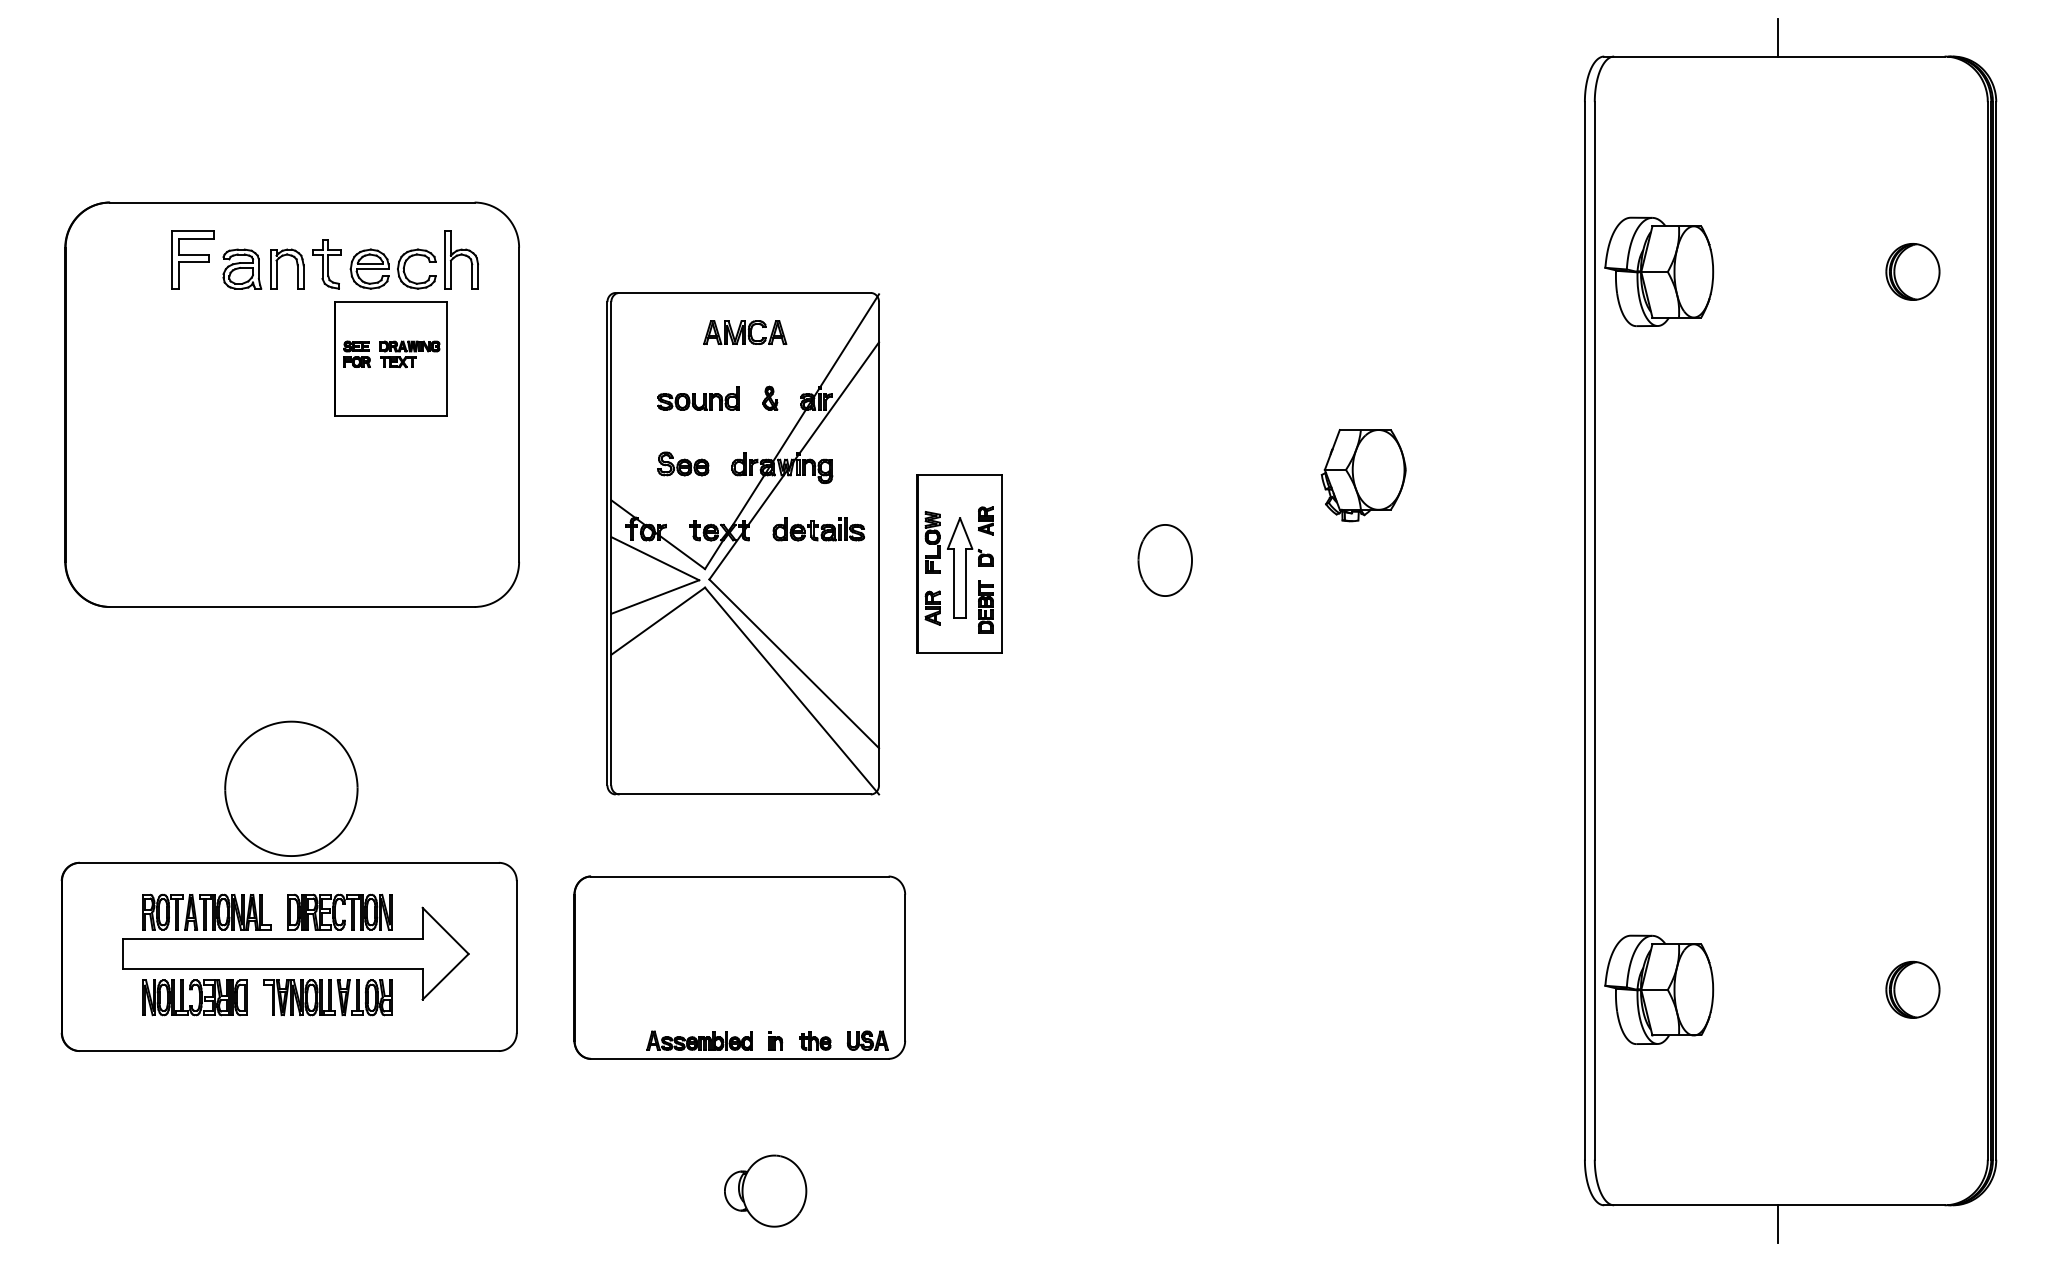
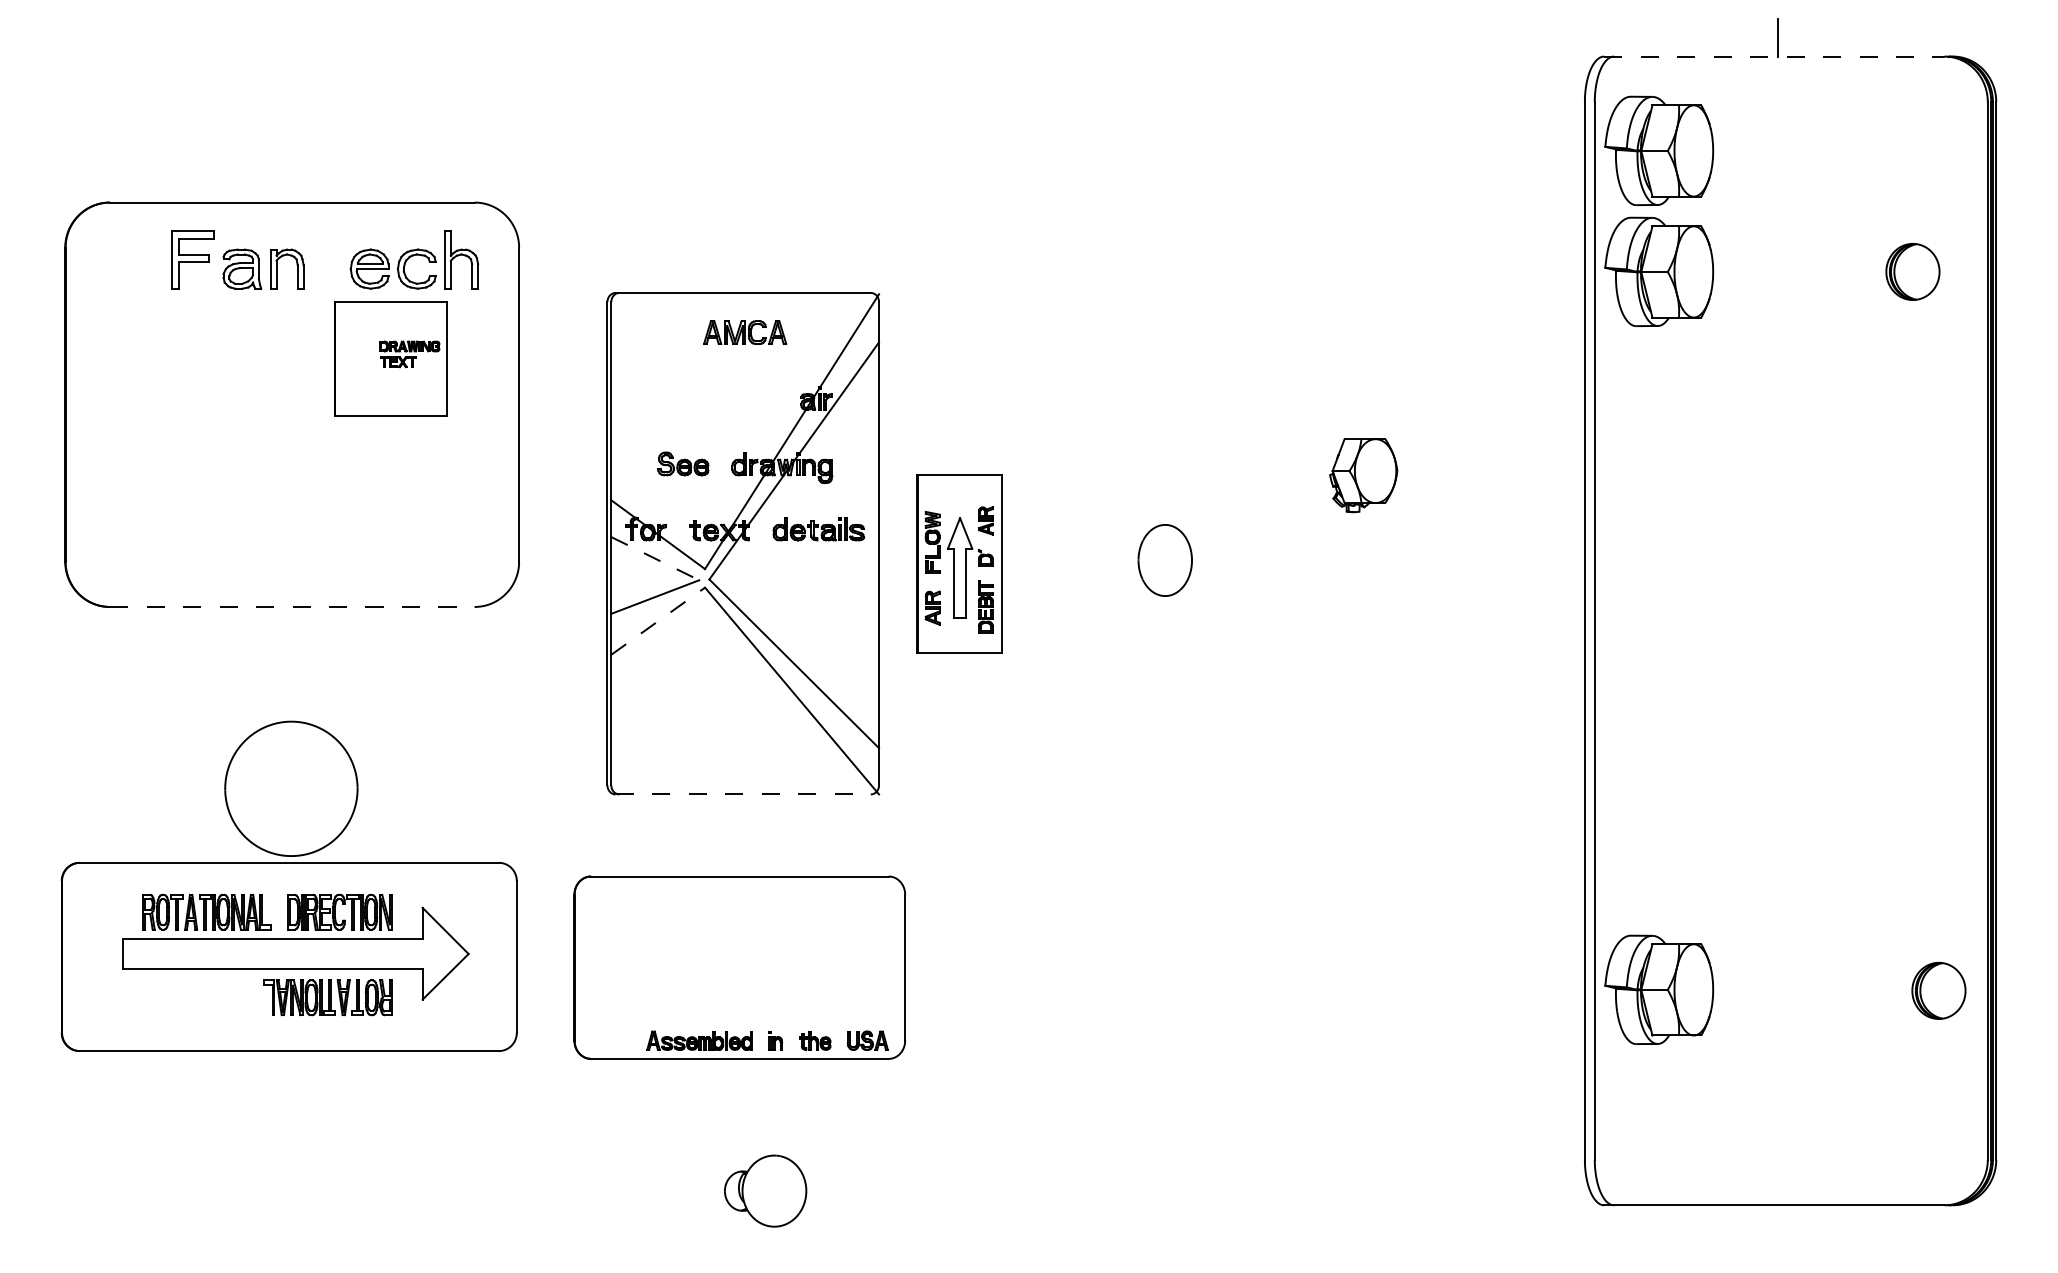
line: solid -> dashed (1774, 56)
part: none -> present (1659, 150)
part: present -> none (326, 264)
part: present -> none (356, 353)
part: present -> none (770, 397)
part: present -> none (698, 398)
part size: 87x94 px -> 70x76 px (1363, 475)
line: solid -> dashed (655, 558)
line: solid -> dashed (292, 606)
line: solid -> dashed (658, 621)
line: solid -> dashed (743, 794)
part position: (1912, 989) -> (1938, 990) (1938, 990)
part: present -> none (194, 997)
line: present -> none (1777, 1224)
